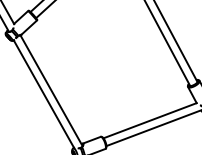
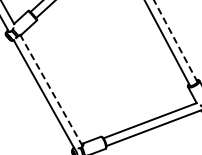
line: solid -> dashed (175, 40)
line: solid -> dashed (51, 90)
